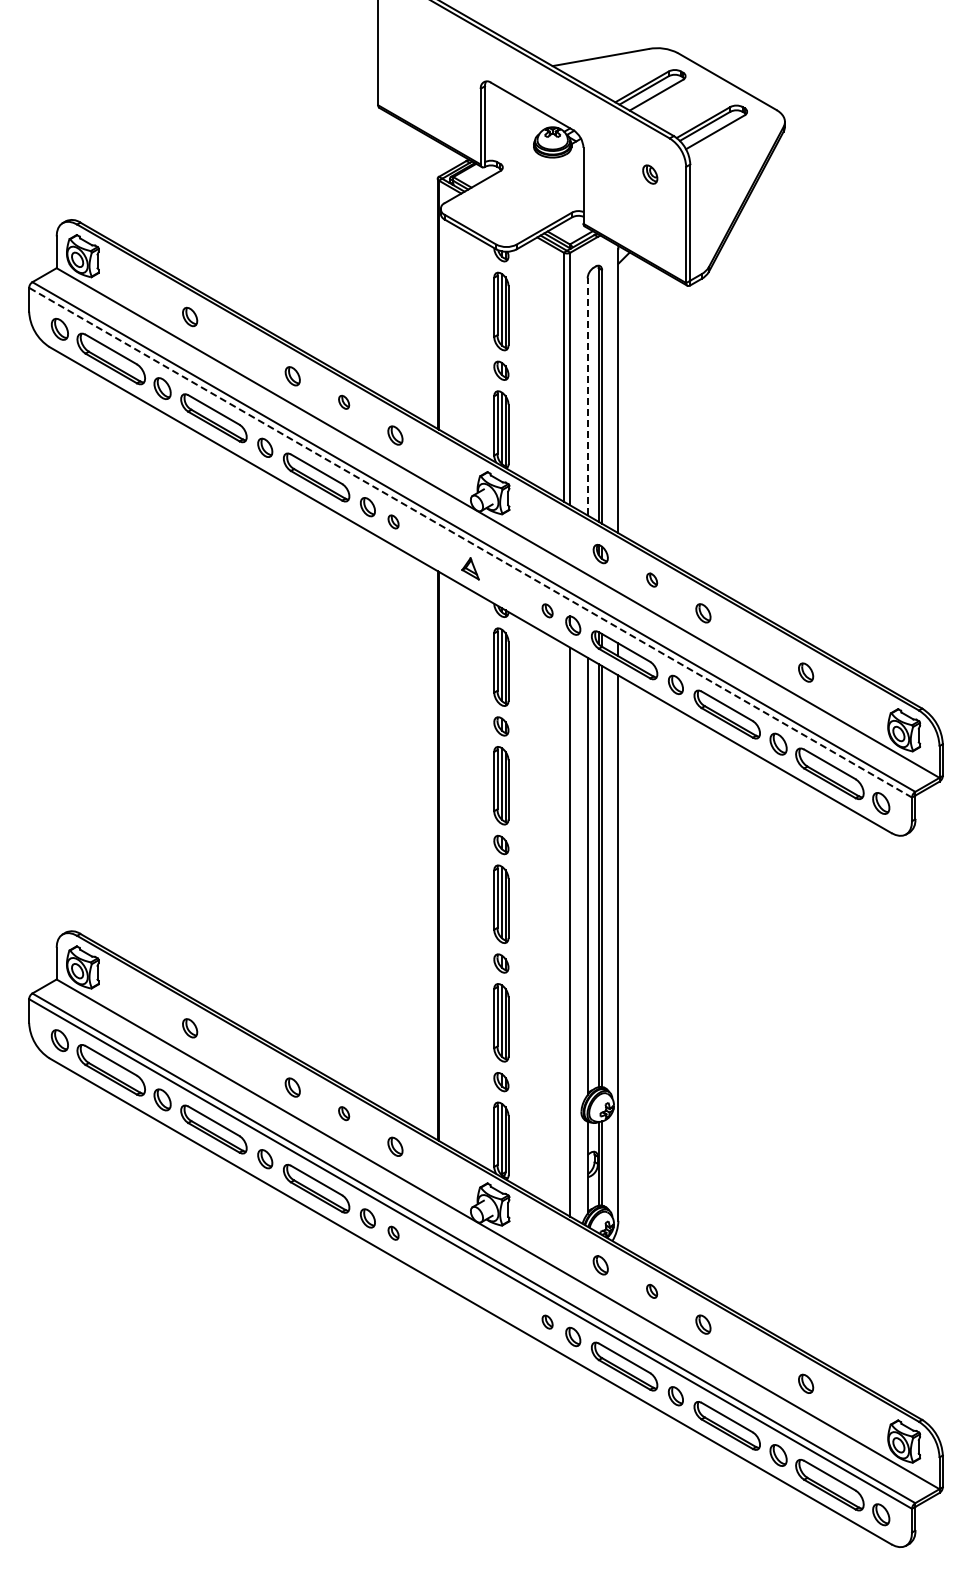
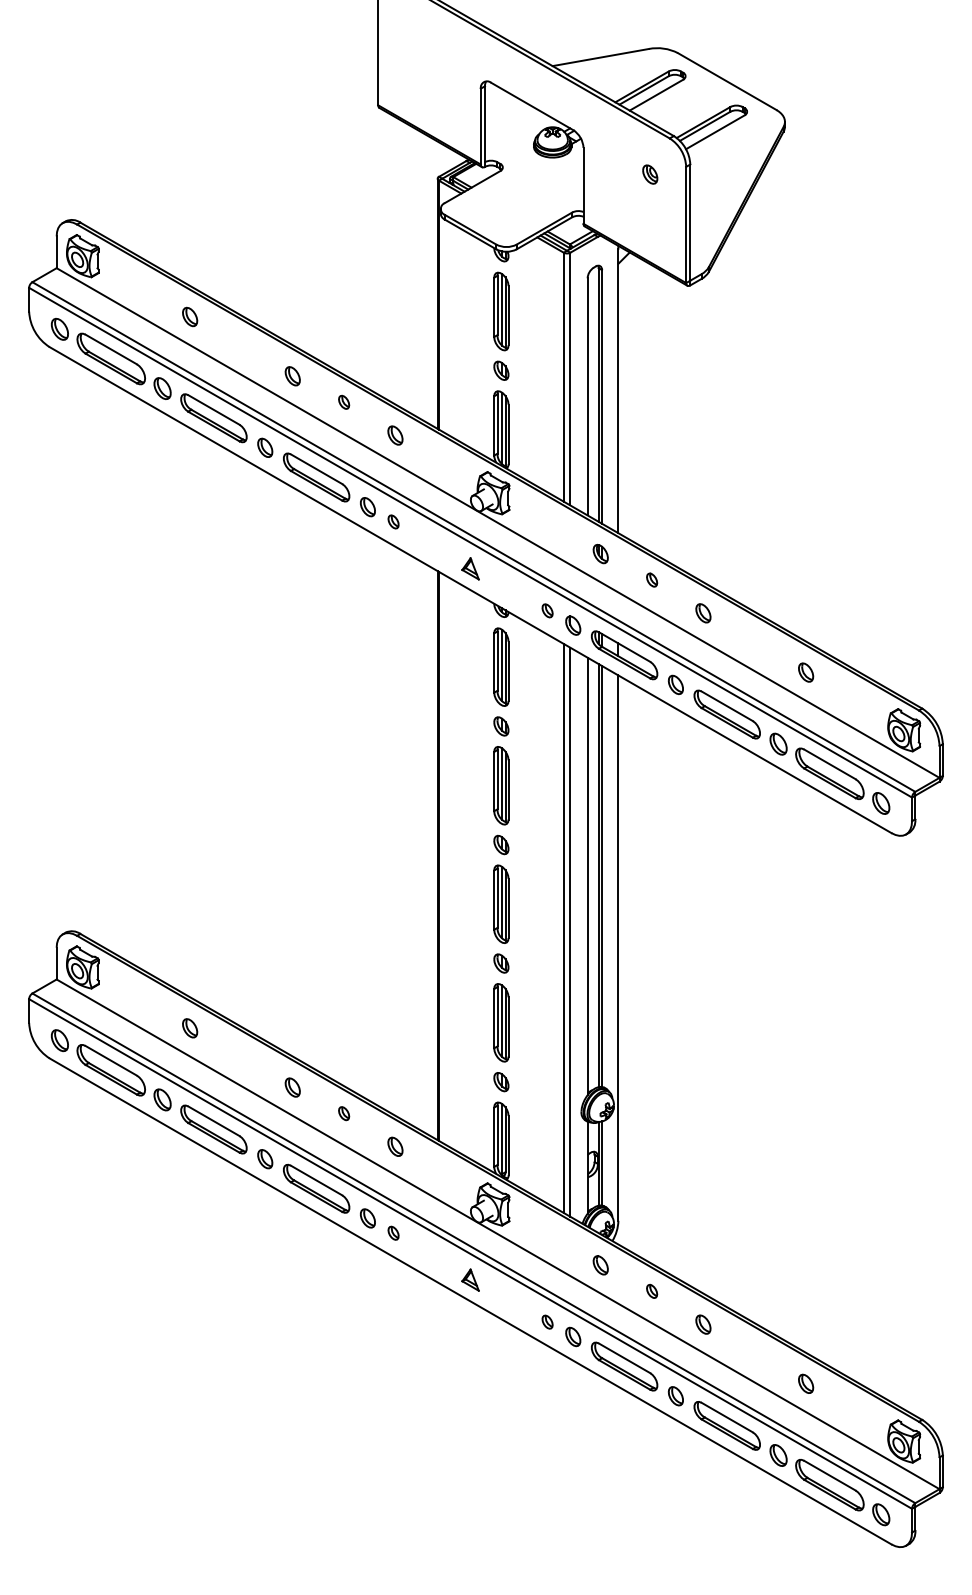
line: dashed -> solid (587, 396)
line: dashed -> solid (470, 542)
line: none -> present (563, 927)
part: none -> present (470, 1279)
